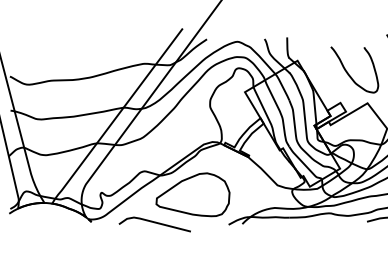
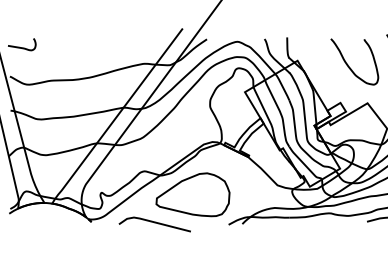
curve: none -> present (22, 47)
curve position: (348, 72) -> (348, 64) (348, 64)
